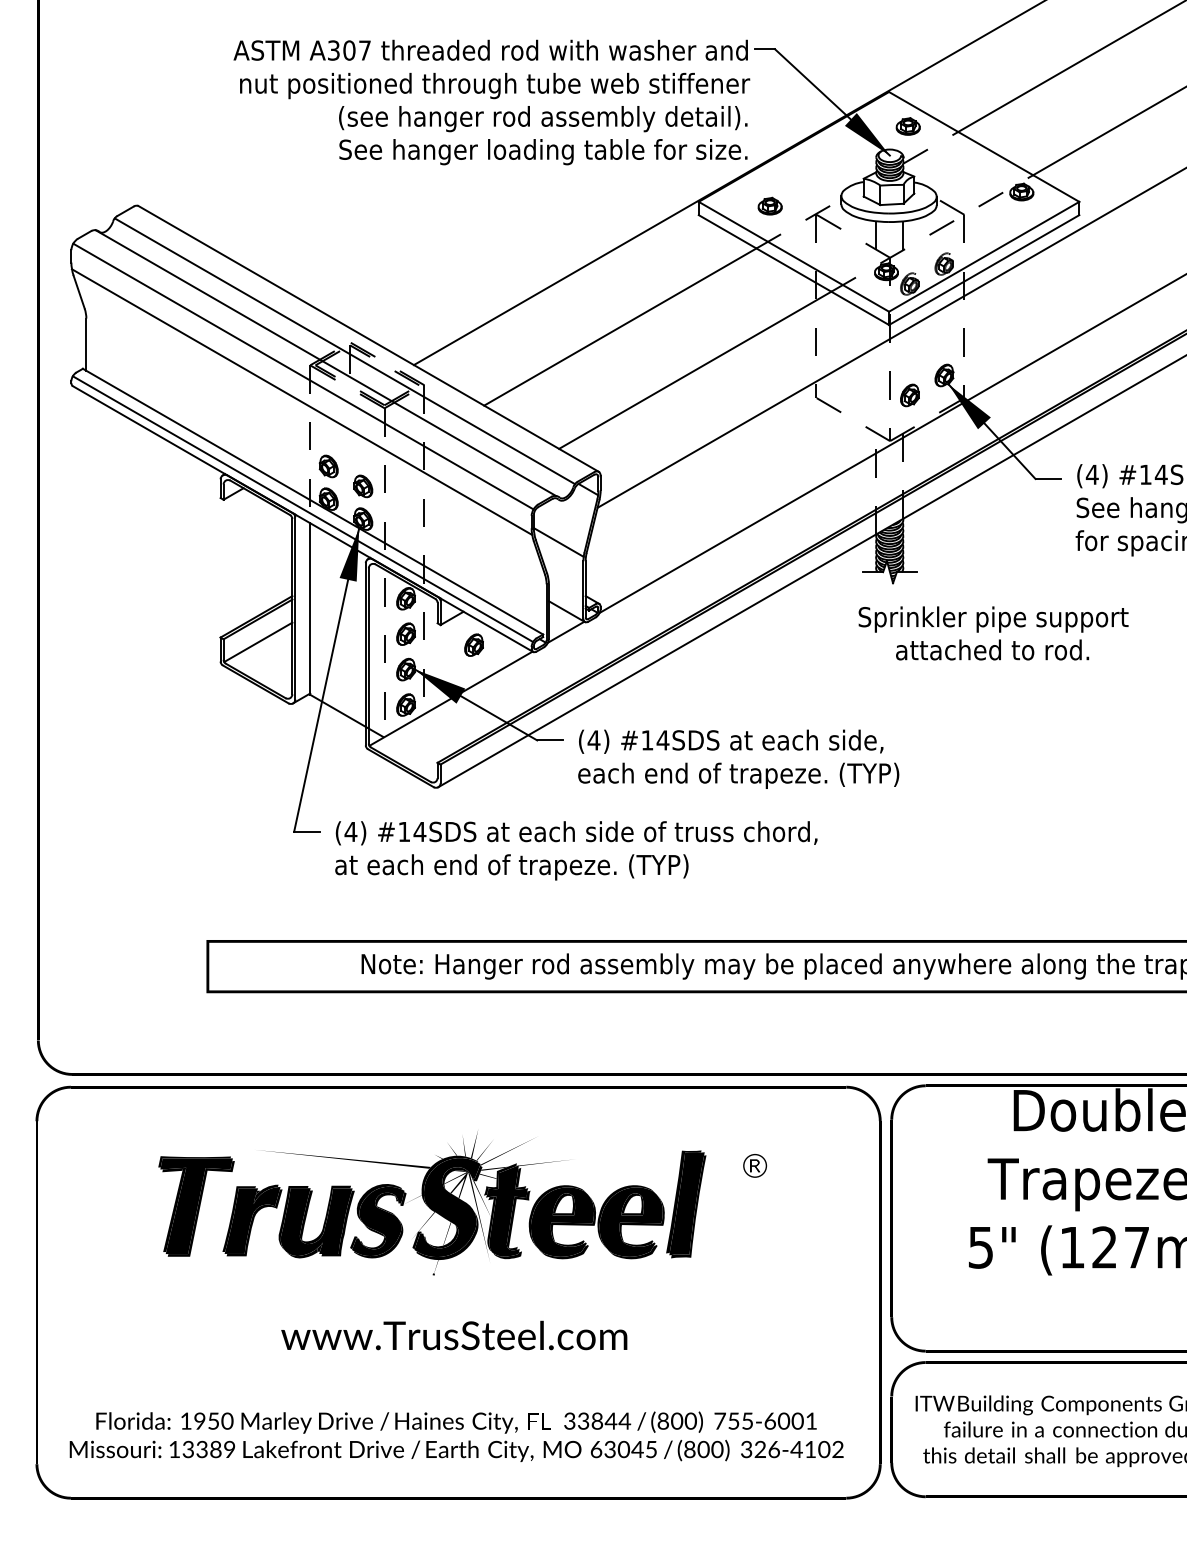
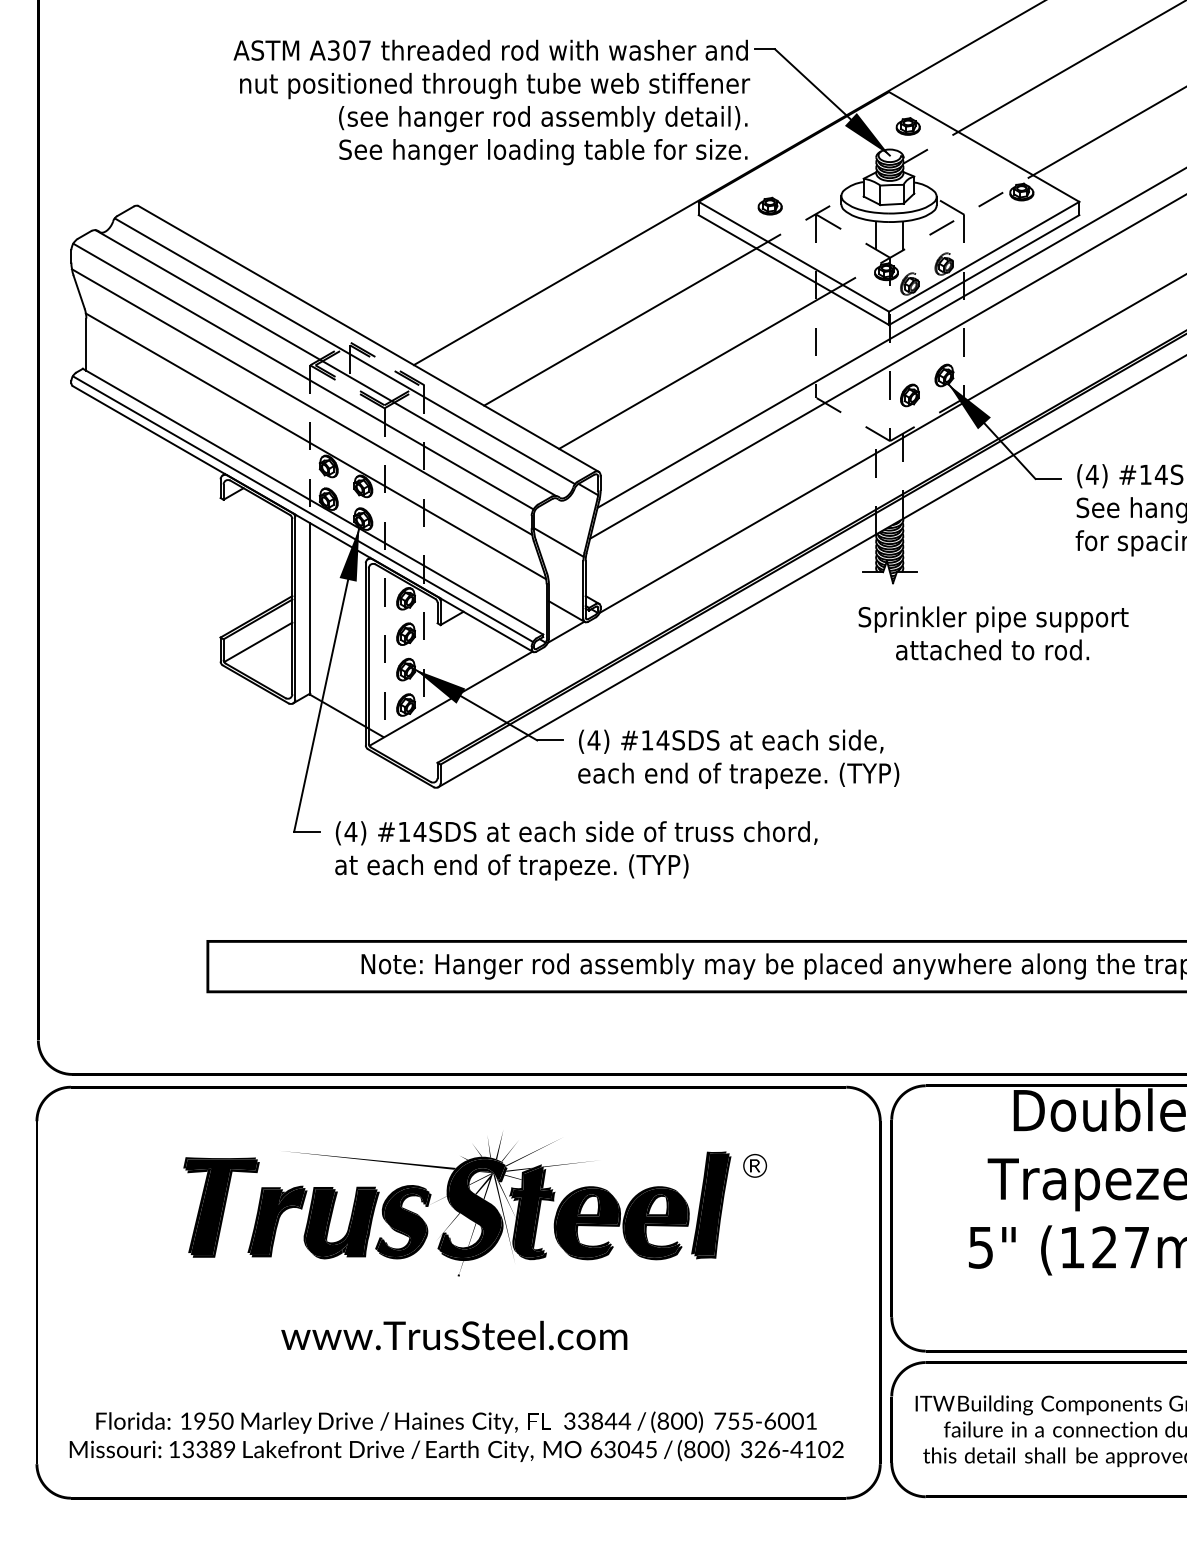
line: none -> present (886, 367)
line: none -> present (315, 446)
part: present -> none (473, 644)
part position: (432, 1203) -> (457, 1204) (457, 1204)
